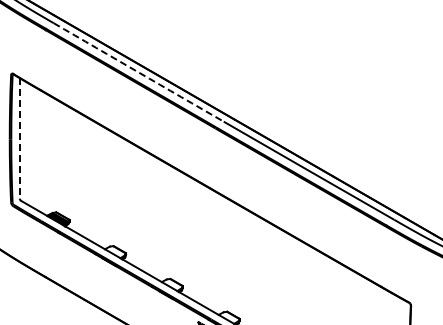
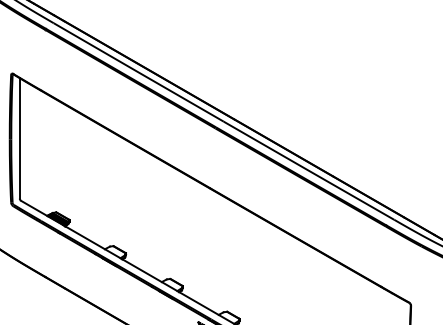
arc: dashed -> solid (138, 72)
line: dashed -> solid (19, 138)
